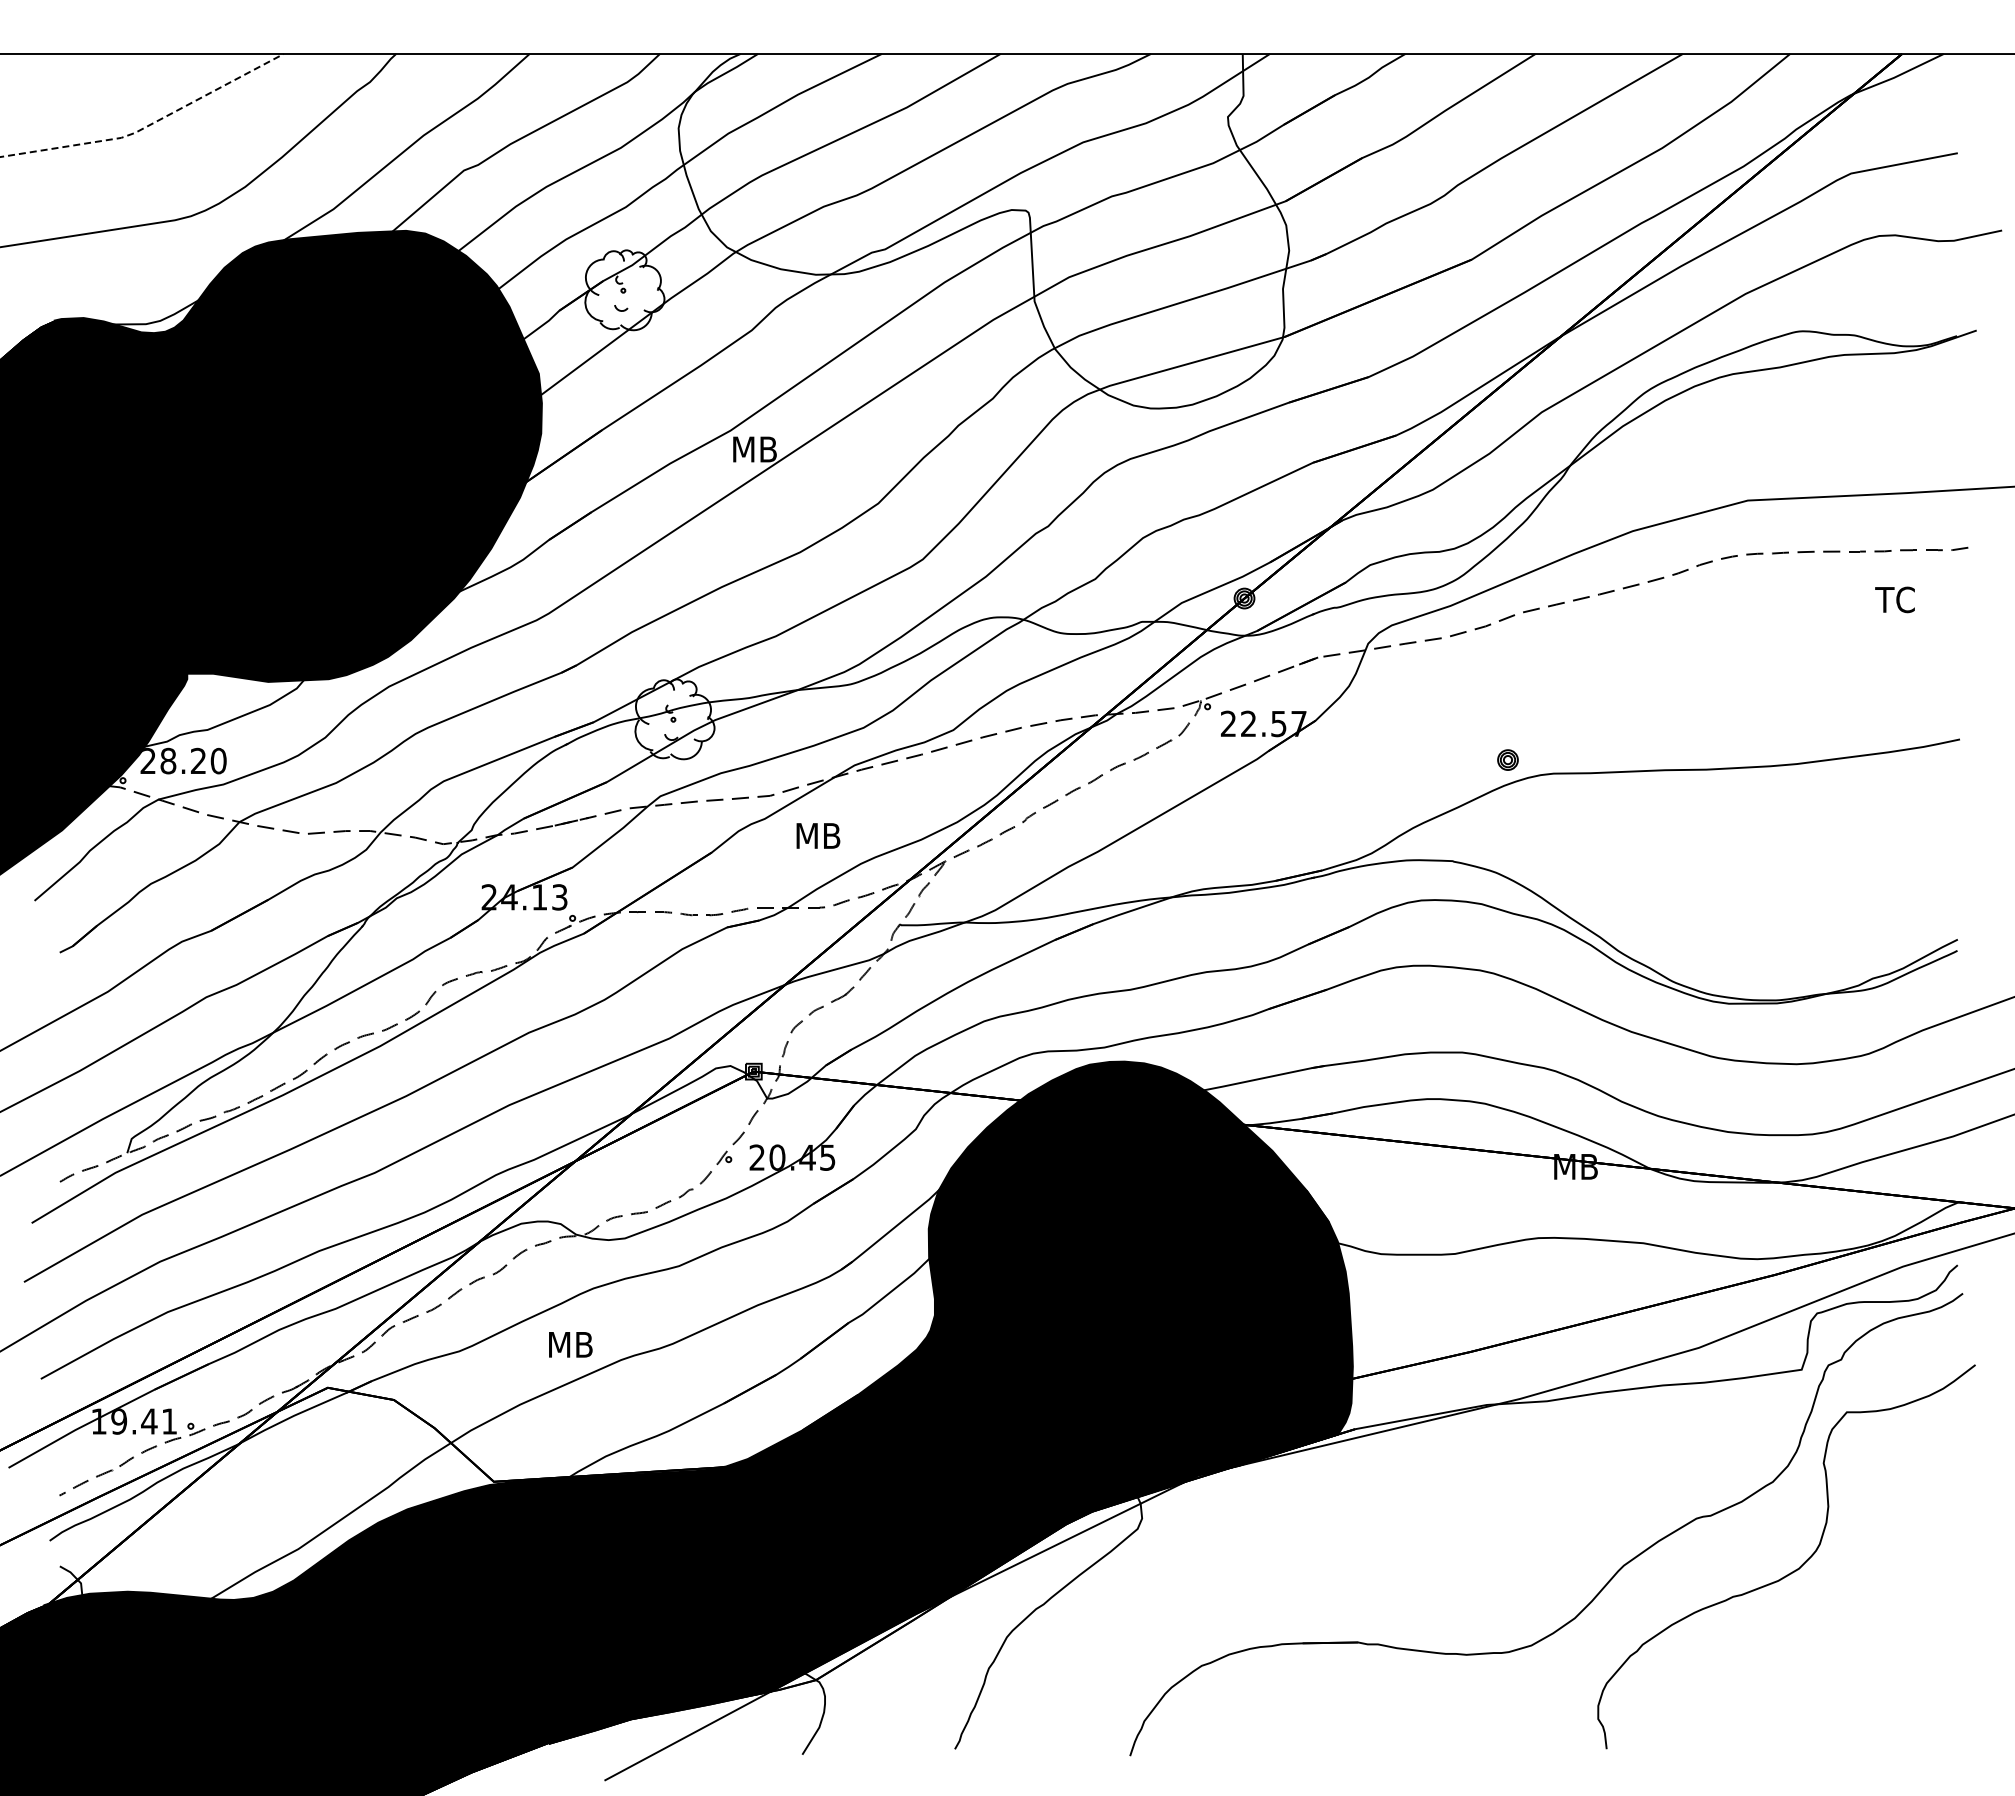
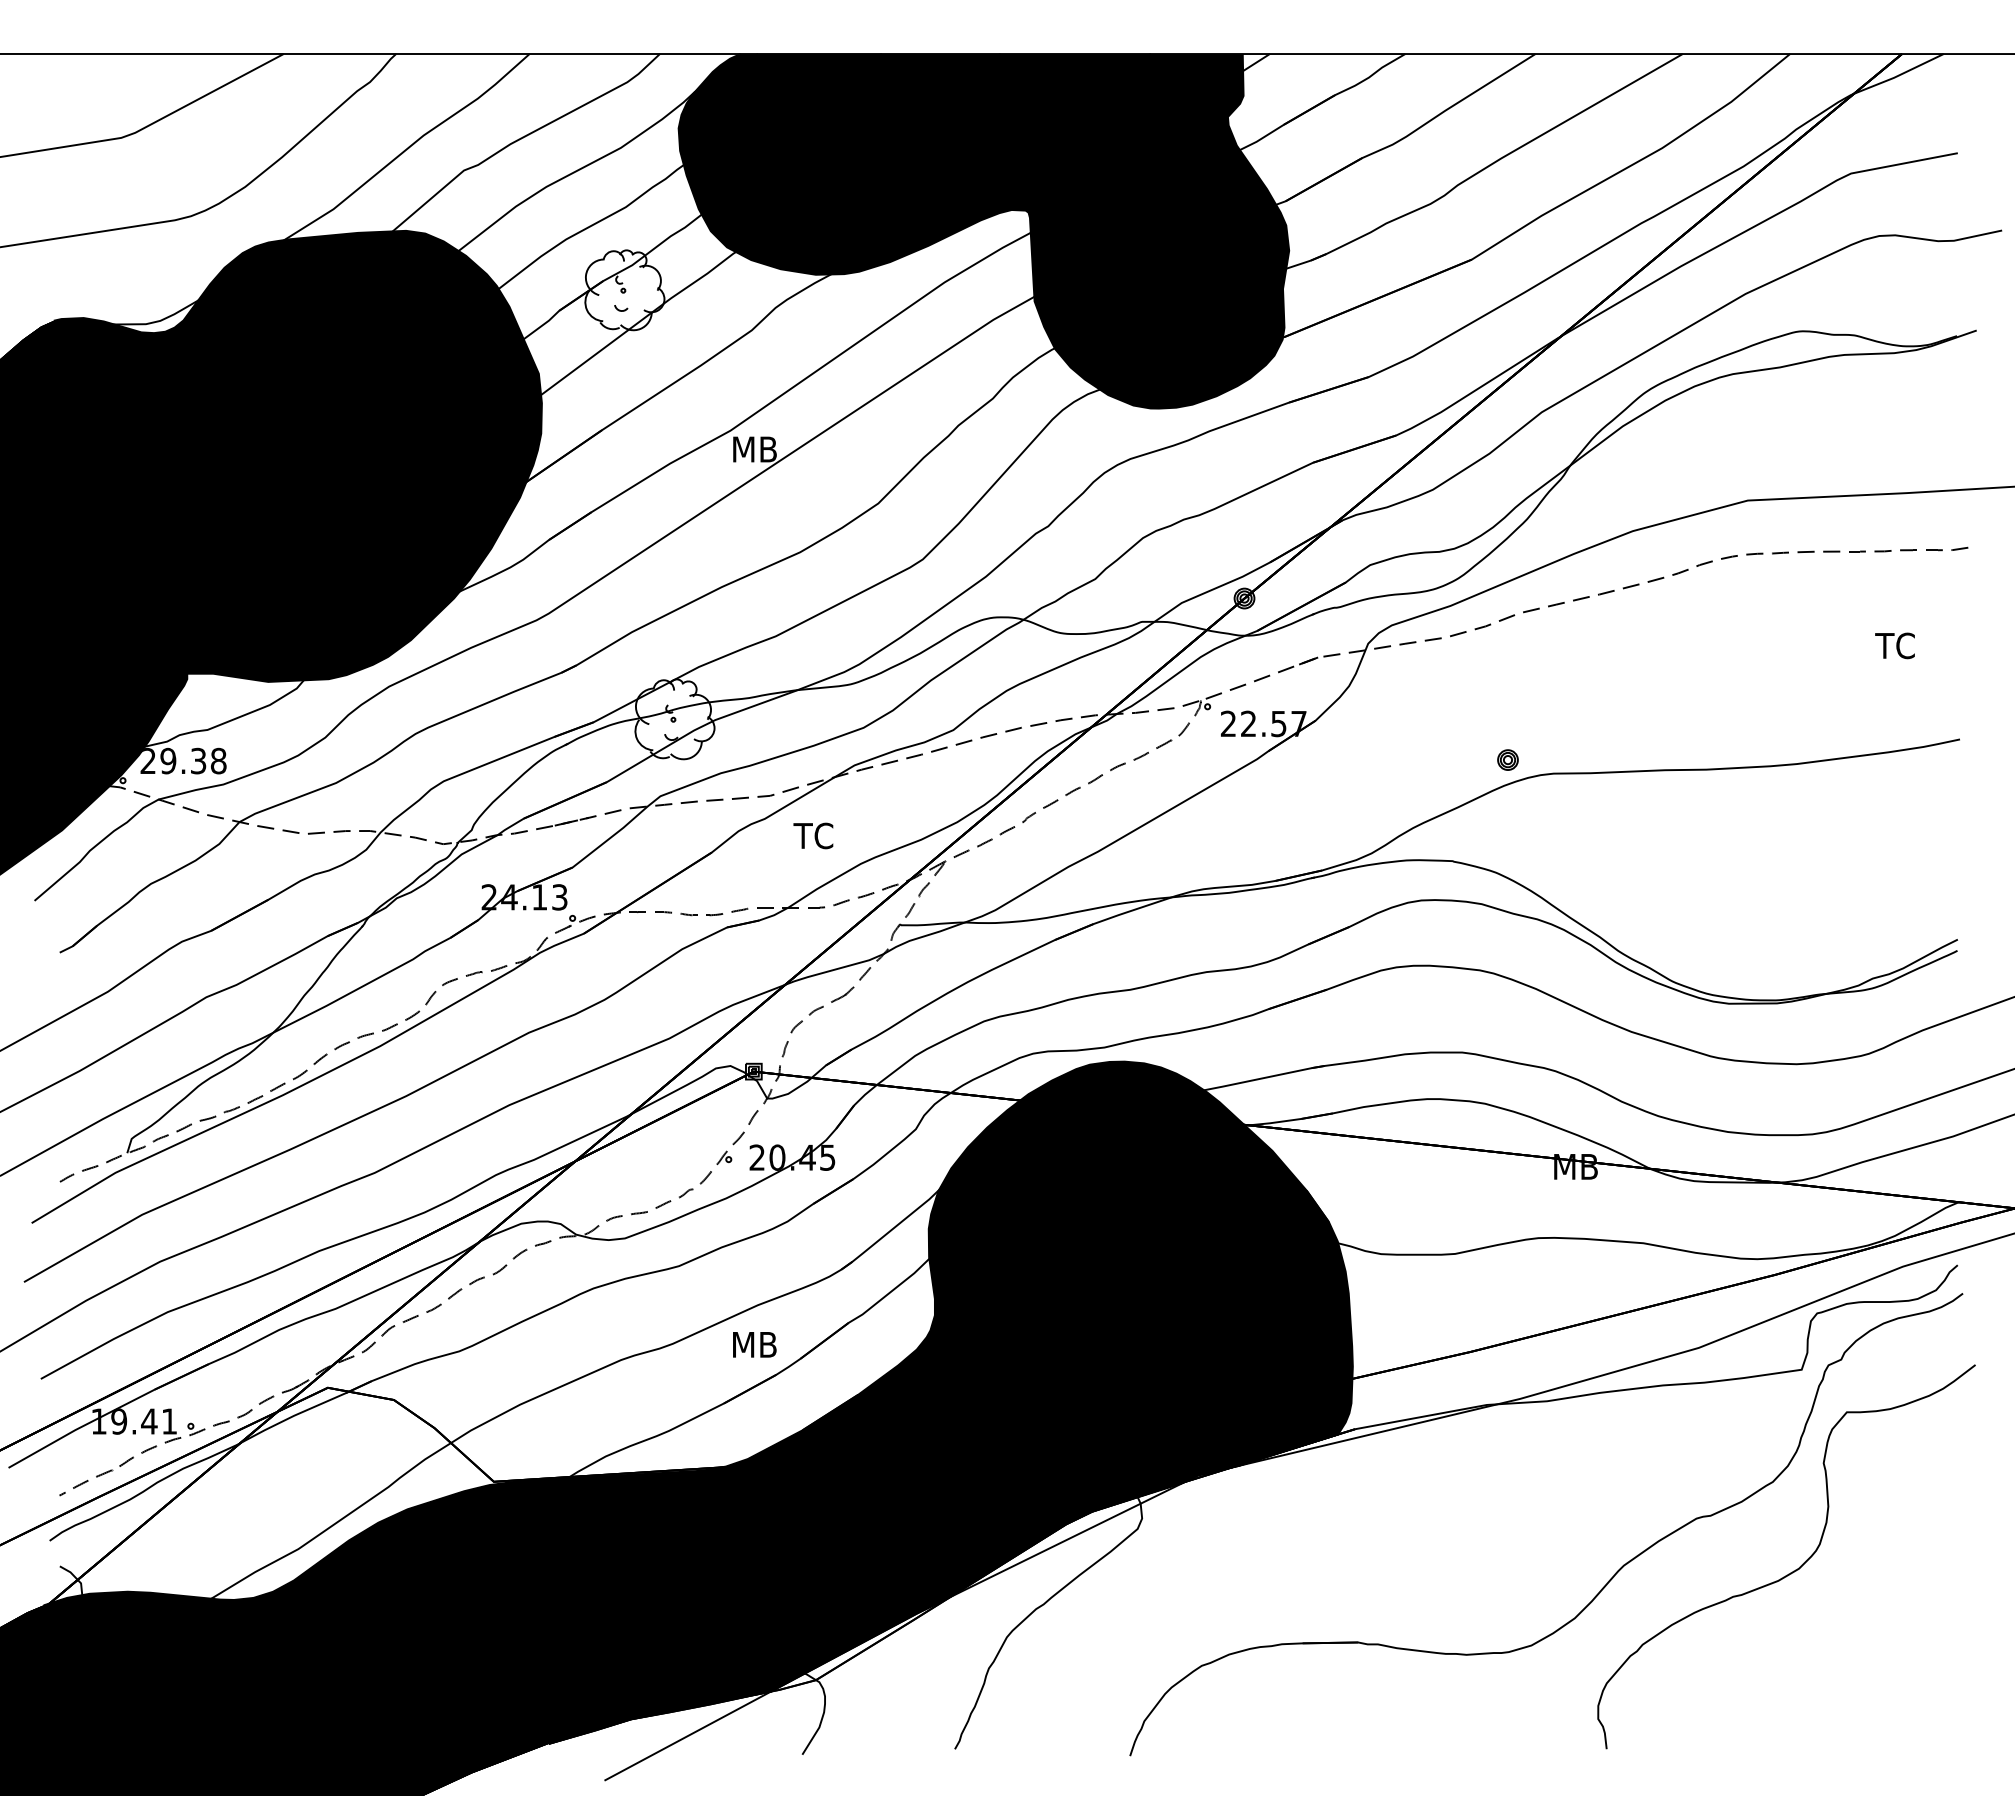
line: dashed -> solid (148, 125)
fill: none -> present (983, 231)
text position: (1894, 599) -> (1894, 645) (1894, 645)
text: 28.20 -> 29.38 (193, 761)
text: MB -> TC (816, 835)
text position: (570, 1344) -> (754, 1344) (754, 1344)
